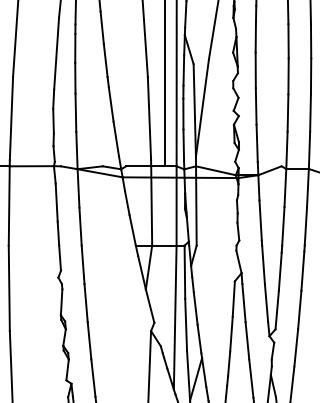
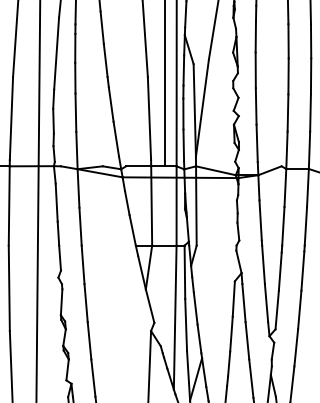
line: none -> present (38, 200)
